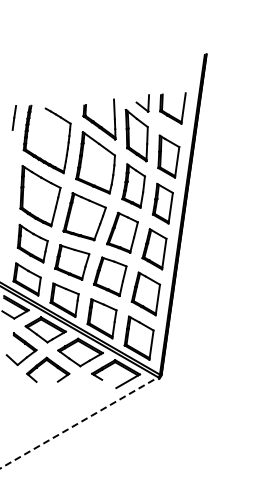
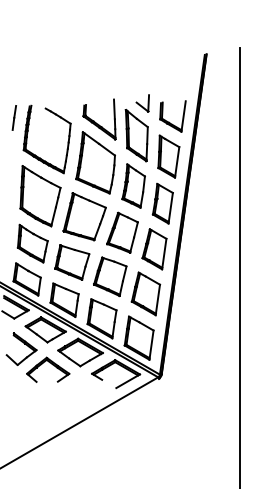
part position: (172, 108) -> (172, 116) (172, 116)
line: none -> present (240, 266)
line: dashed -> solid (79, 422)
